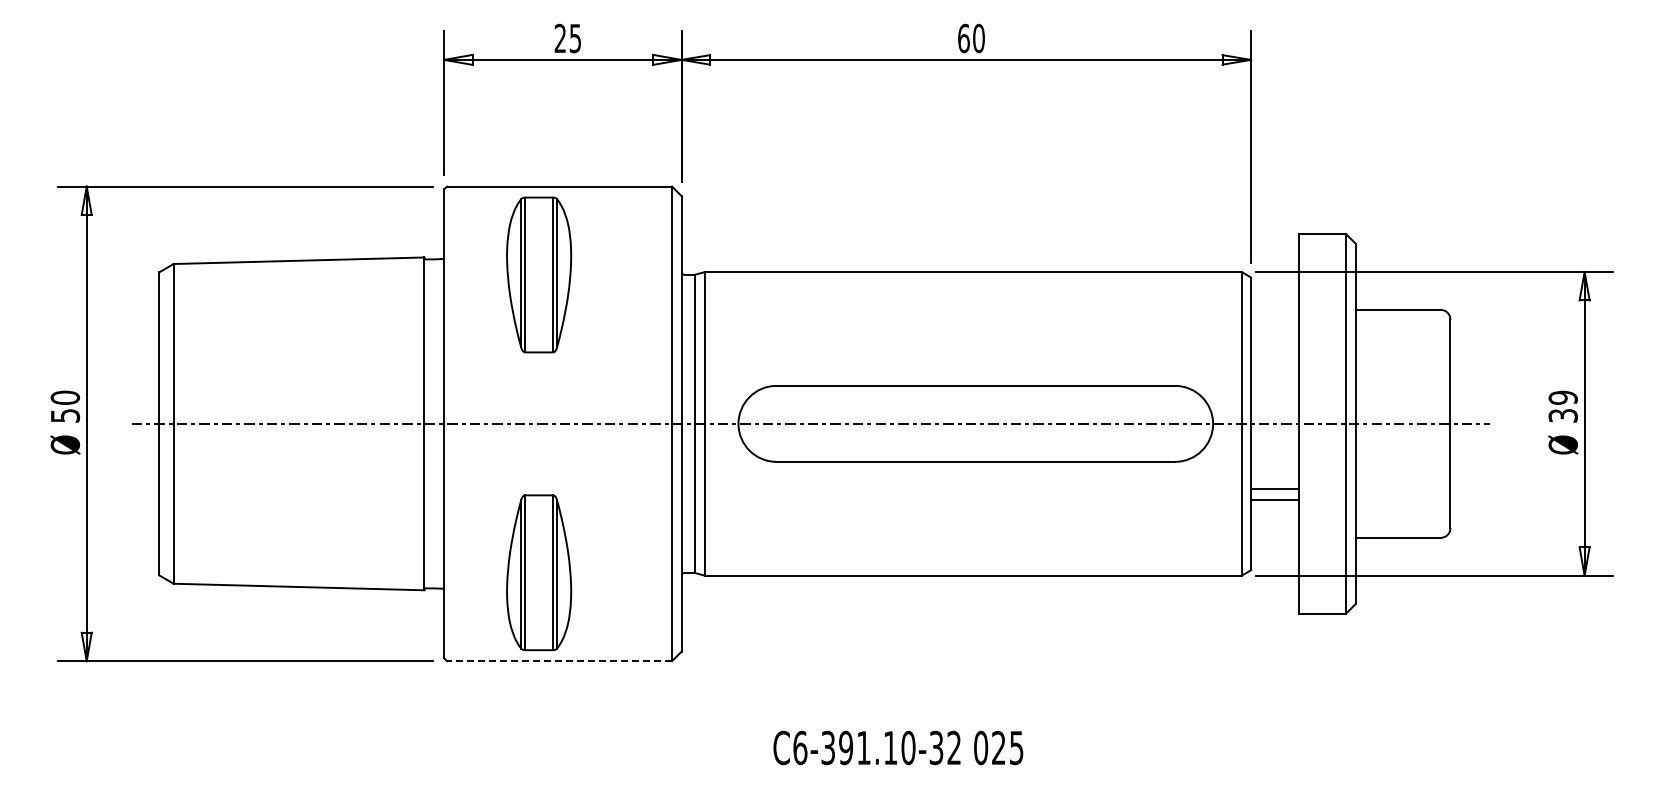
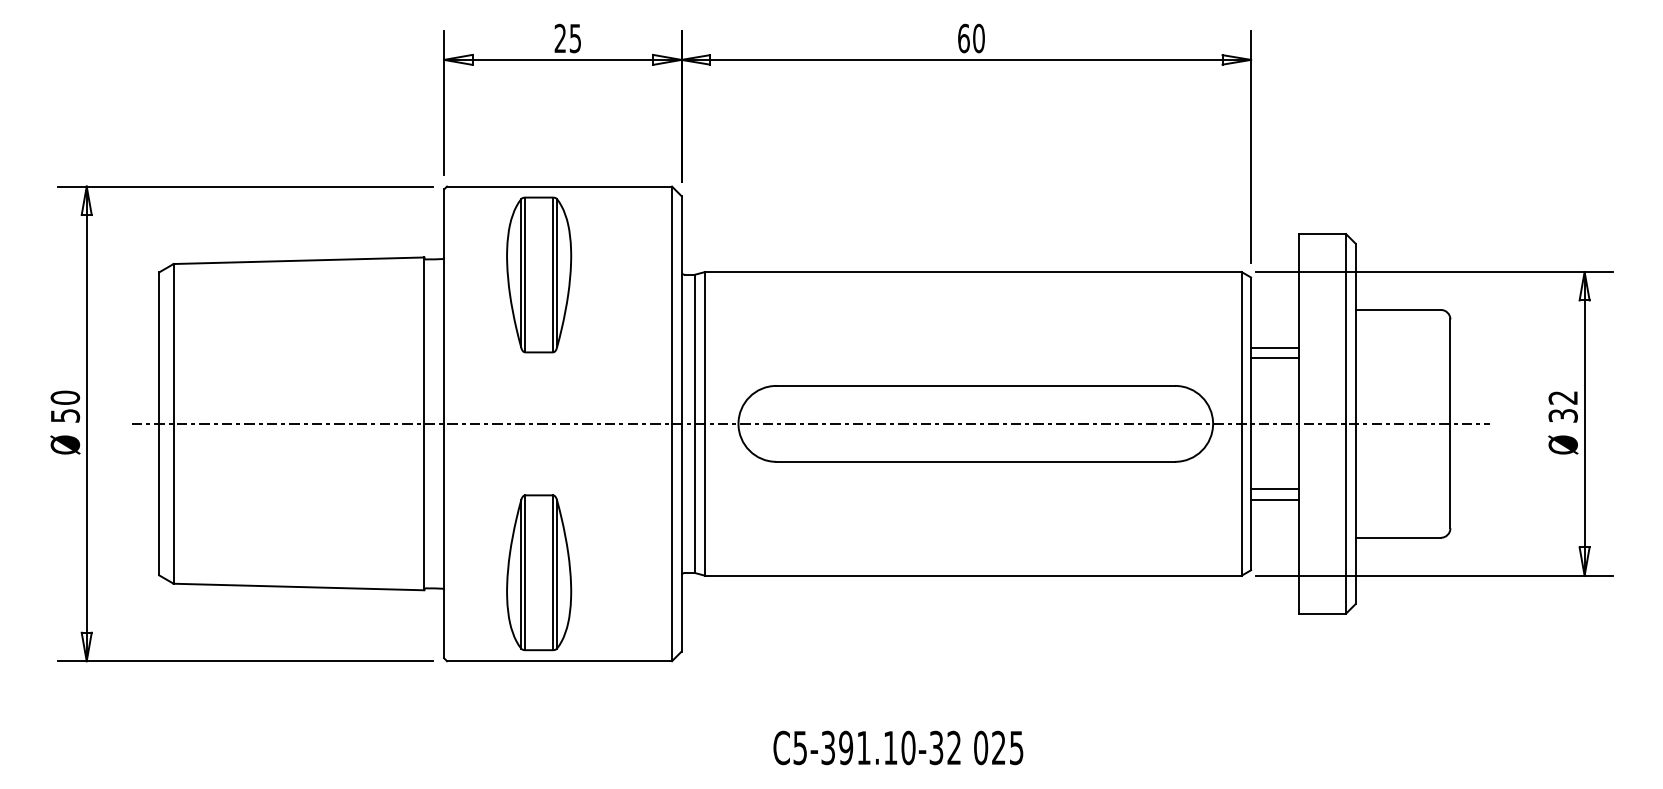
line: none -> present (1274, 347)
line: none -> present (1274, 358)
text: 39 -> 32 (1562, 397)
line: dashed -> solid (559, 661)
text: C6-391.10-32 -> C5-391.10-32 (800, 747)
